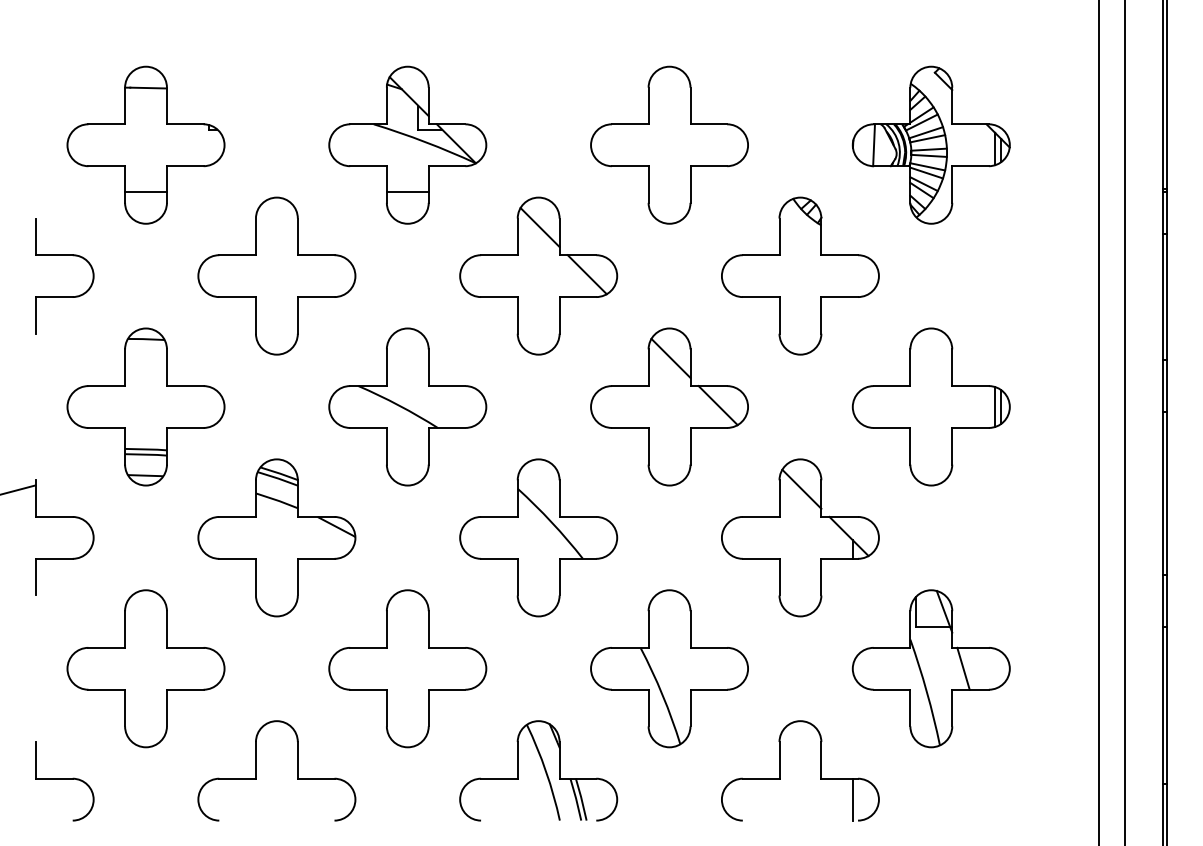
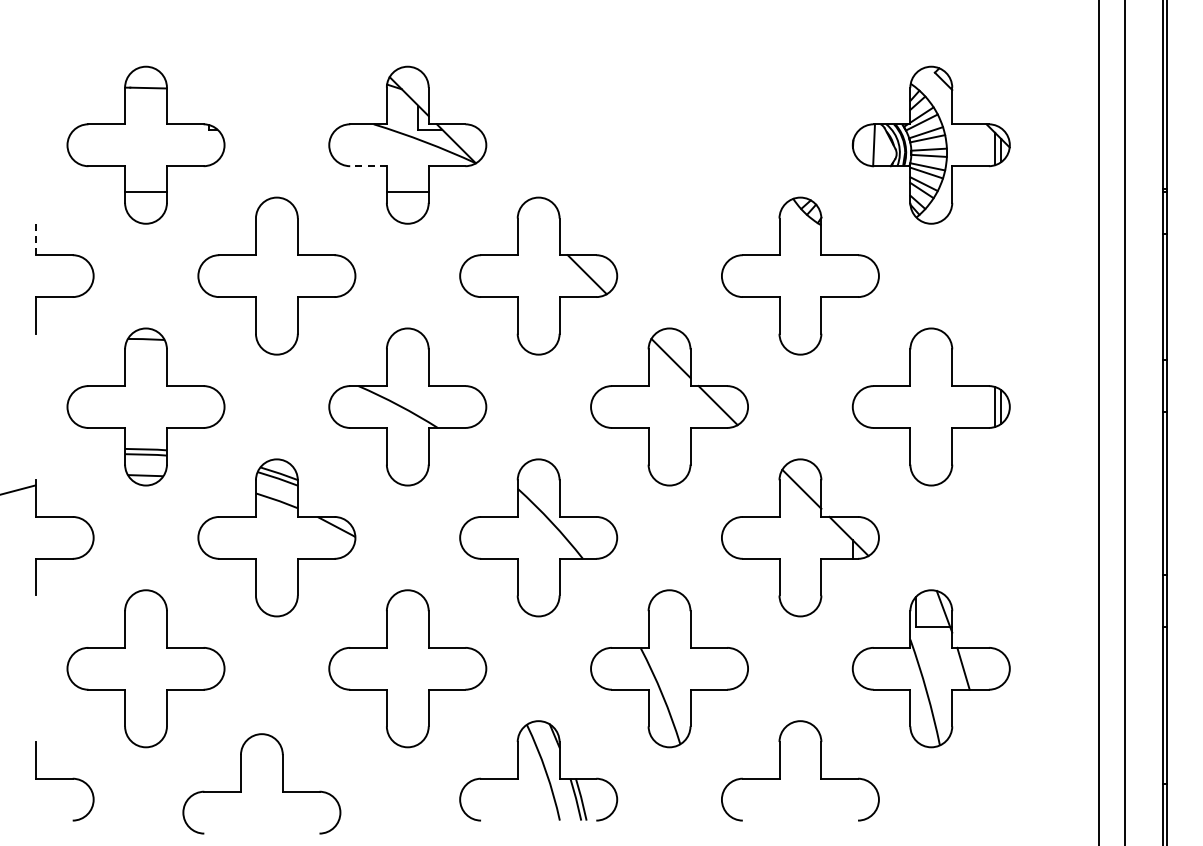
part: present -> none (669, 144)
line: solid -> dashed (368, 166)
line: present -> none (539, 227)
line: solid -> dashed (36, 236)
part position: (256, 770) -> (241, 783) (241, 783)
line: present -> none (852, 799)
